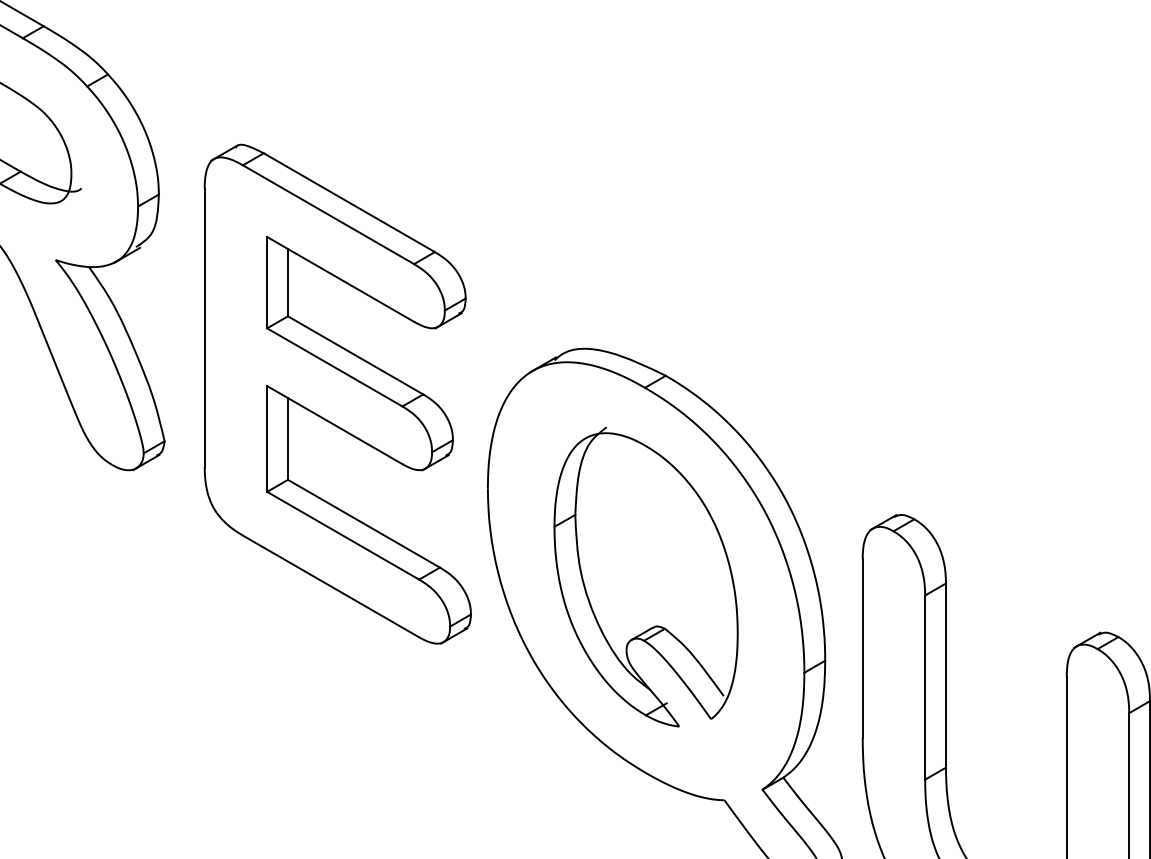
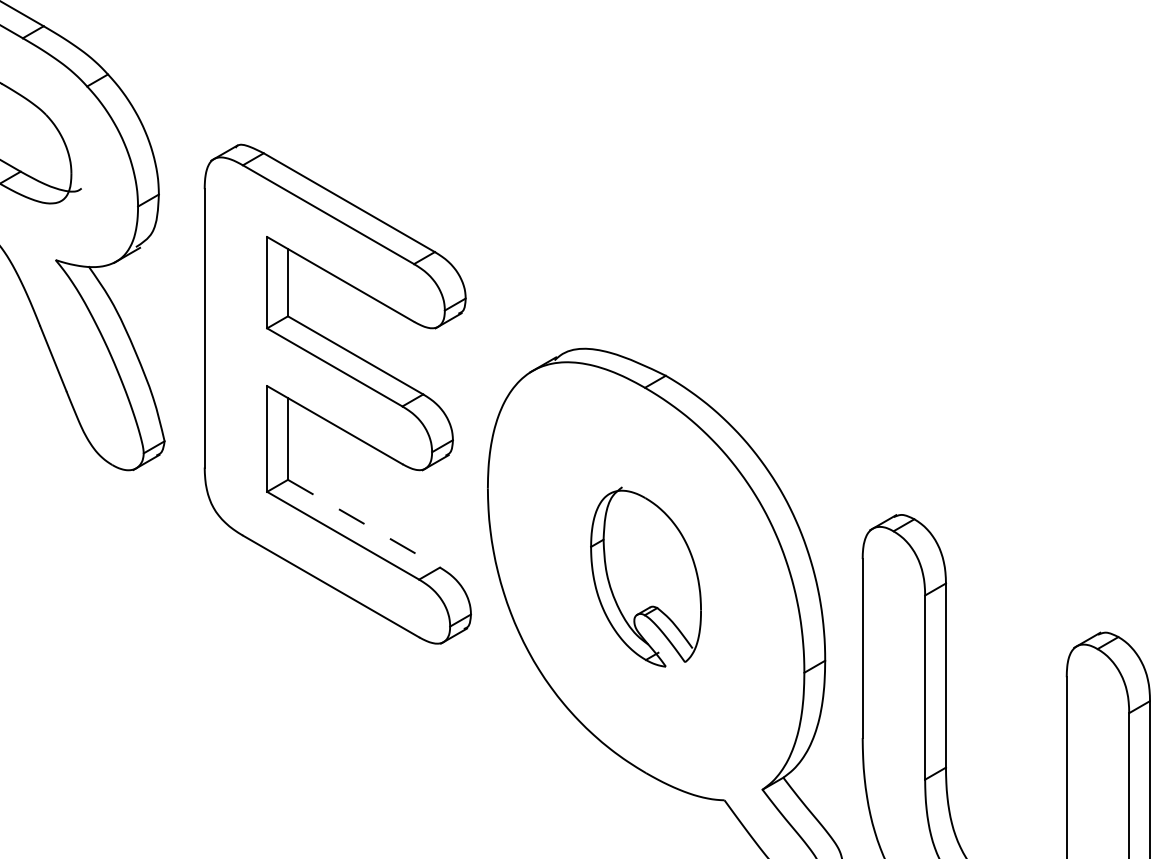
line: solid -> dashed (363, 523)
part size: 186x302 px -> 112x182 px (645, 576)
